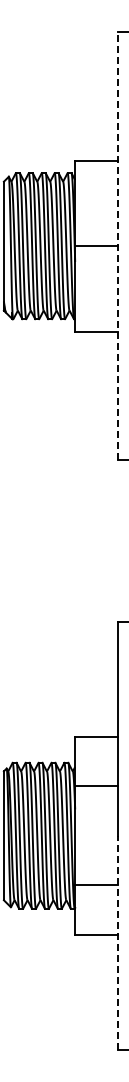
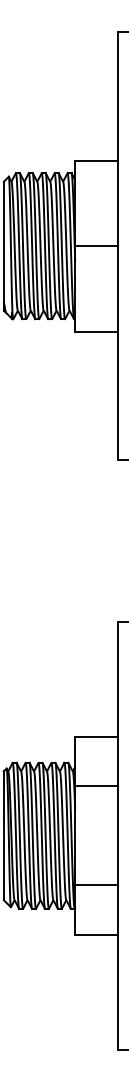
line: dashed -> solid (117, 246)
line: dashed -> solid (117, 942)
